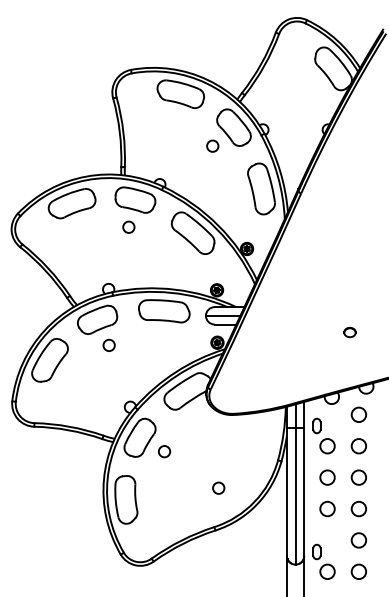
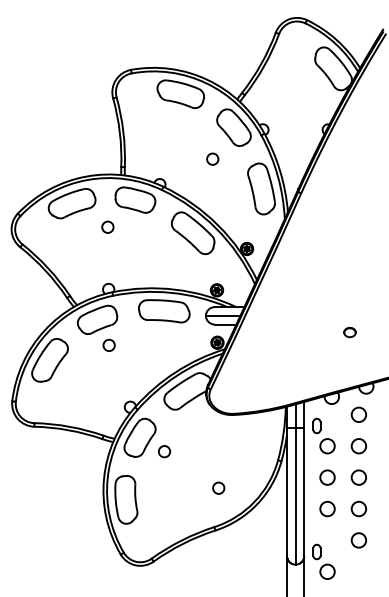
circle position: (212, 145) -> (212, 158) (212, 158)
circle position: (128, 226) -> (107, 226) (107, 226)
circle: present -> none (358, 571)
